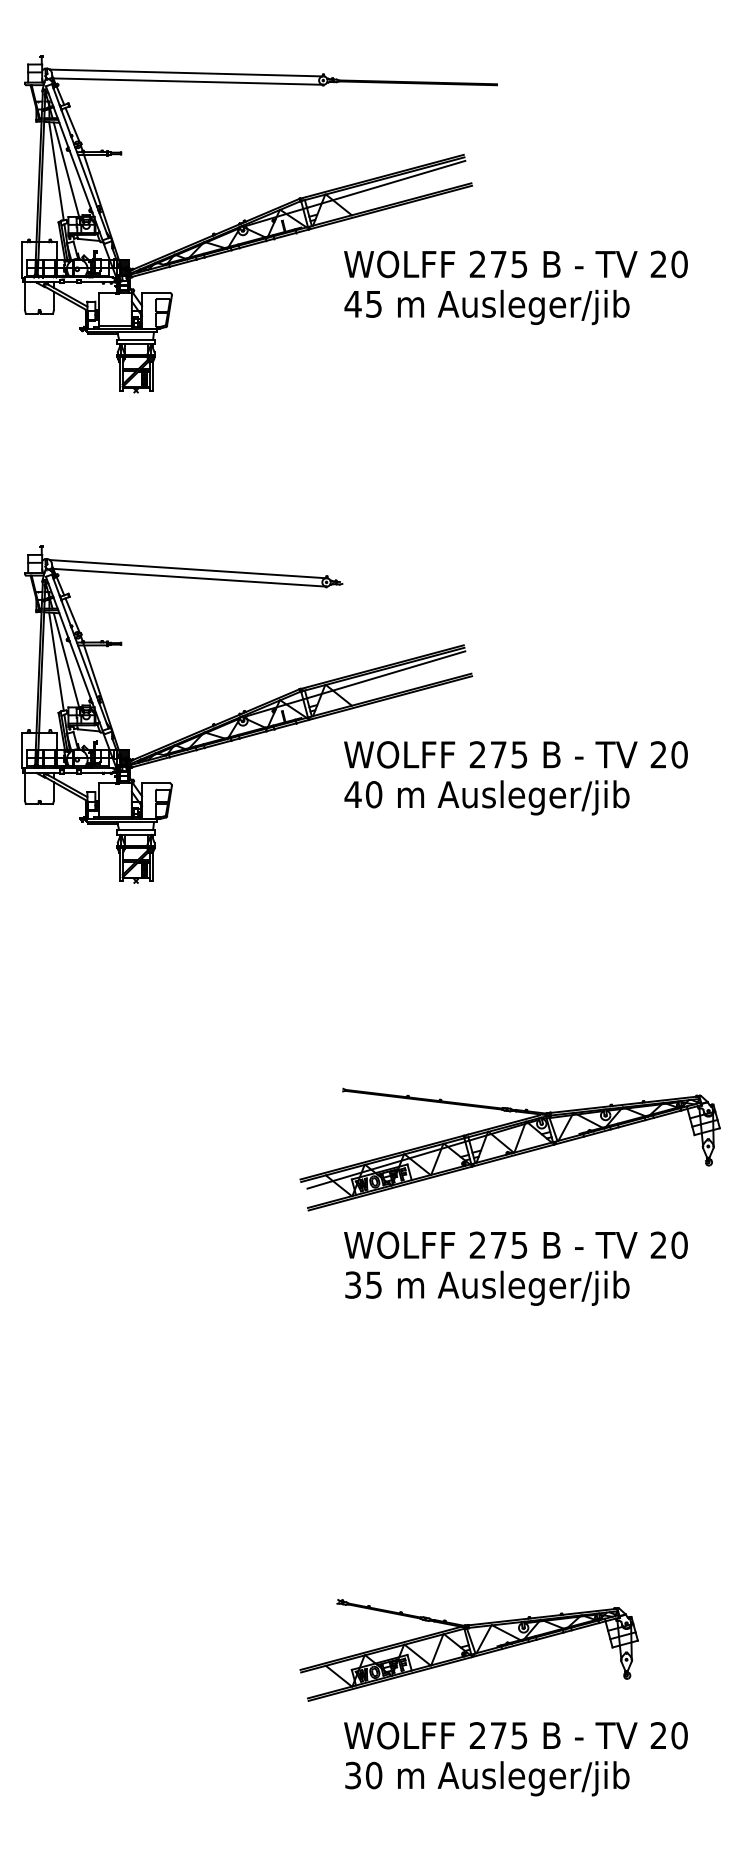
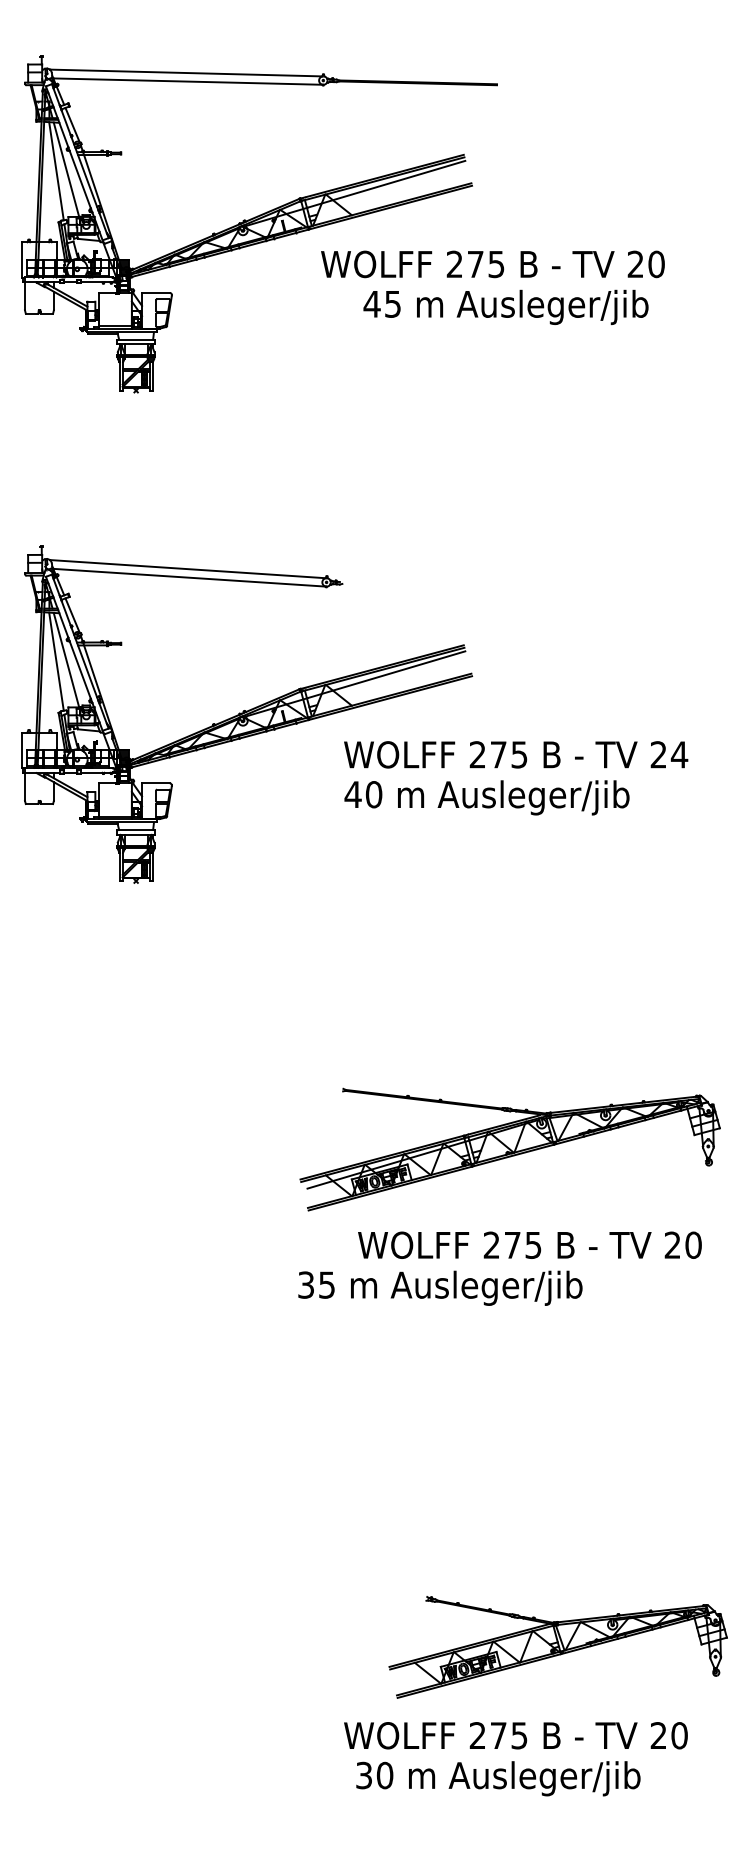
text position: (515, 264) -> (492, 264) (492, 264)
text position: (486, 306) -> (505, 306) (505, 306)
text: 20 -> 24 (679, 754)
text position: (515, 1244) -> (529, 1244) (529, 1244)
text position: (487, 1287) -> (440, 1287) (440, 1287)
part position: (468, 1650) -> (557, 1647) (557, 1647)
text position: (487, 1778) -> (498, 1778) (498, 1778)
